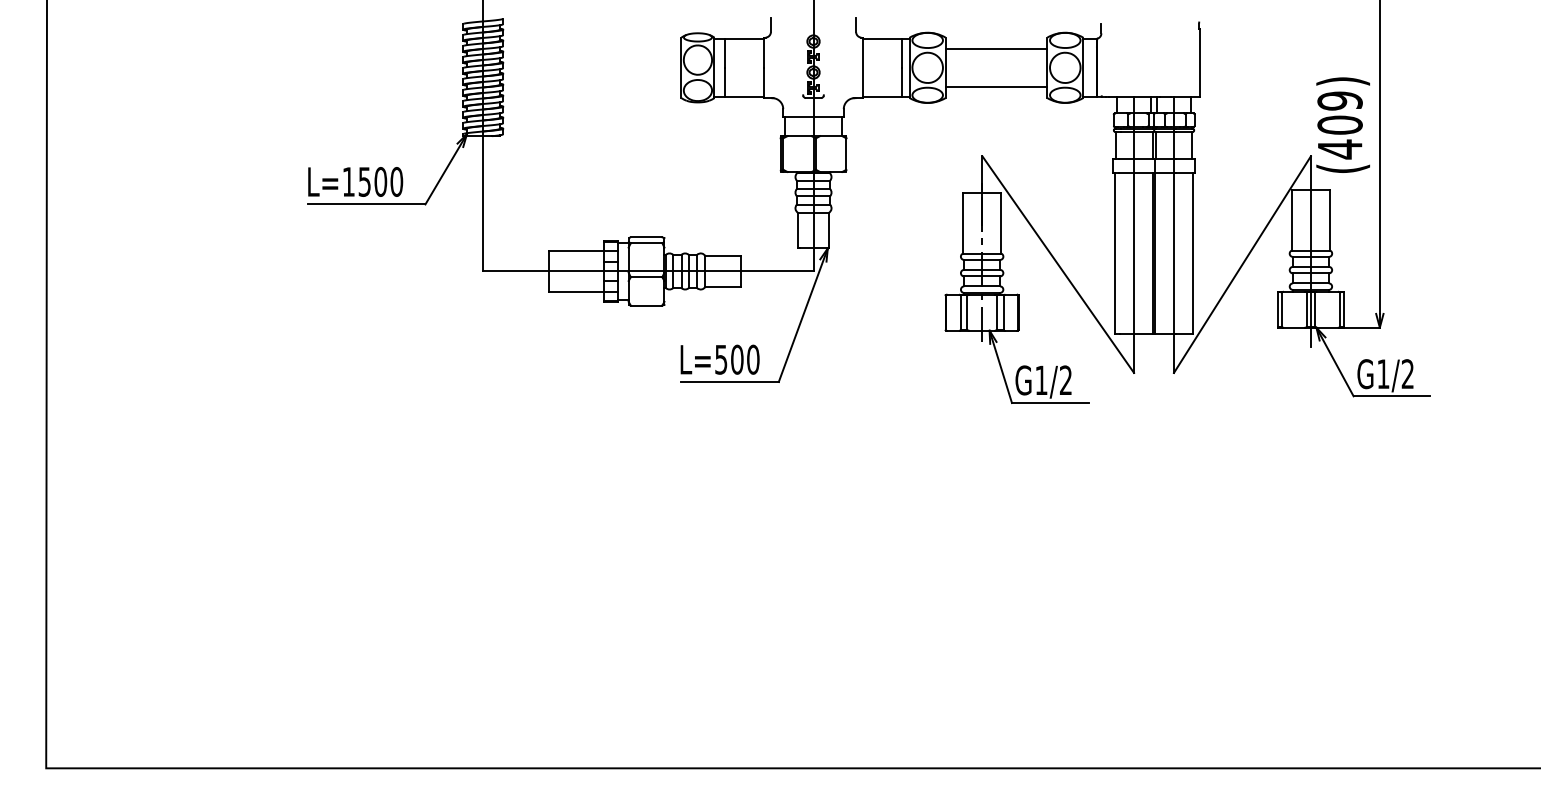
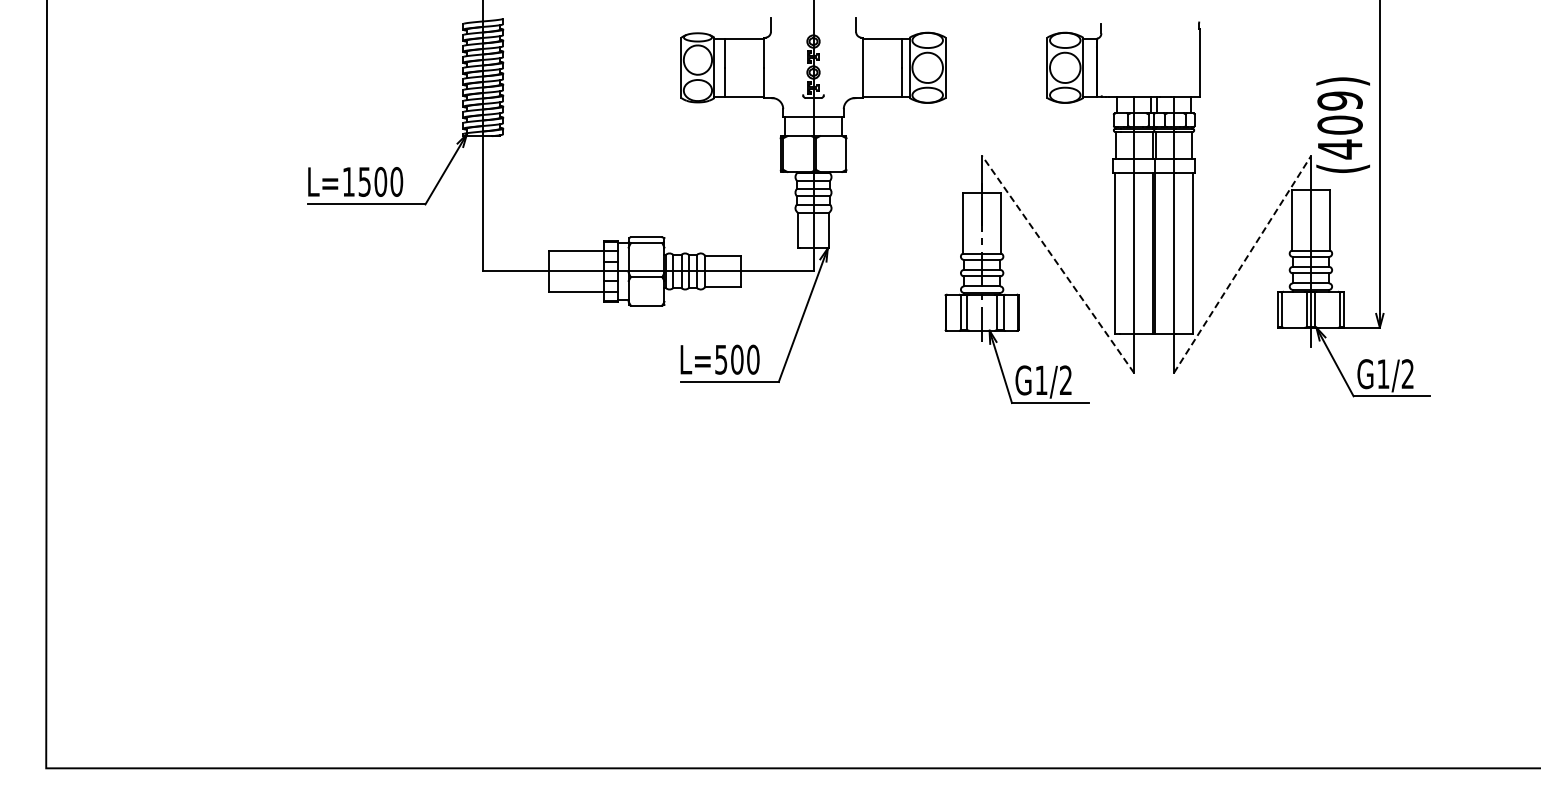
line: present -> none (996, 48)
line: present -> none (996, 86)
line: solid -> dashed (1057, 264)
line: solid -> dashed (1242, 264)
